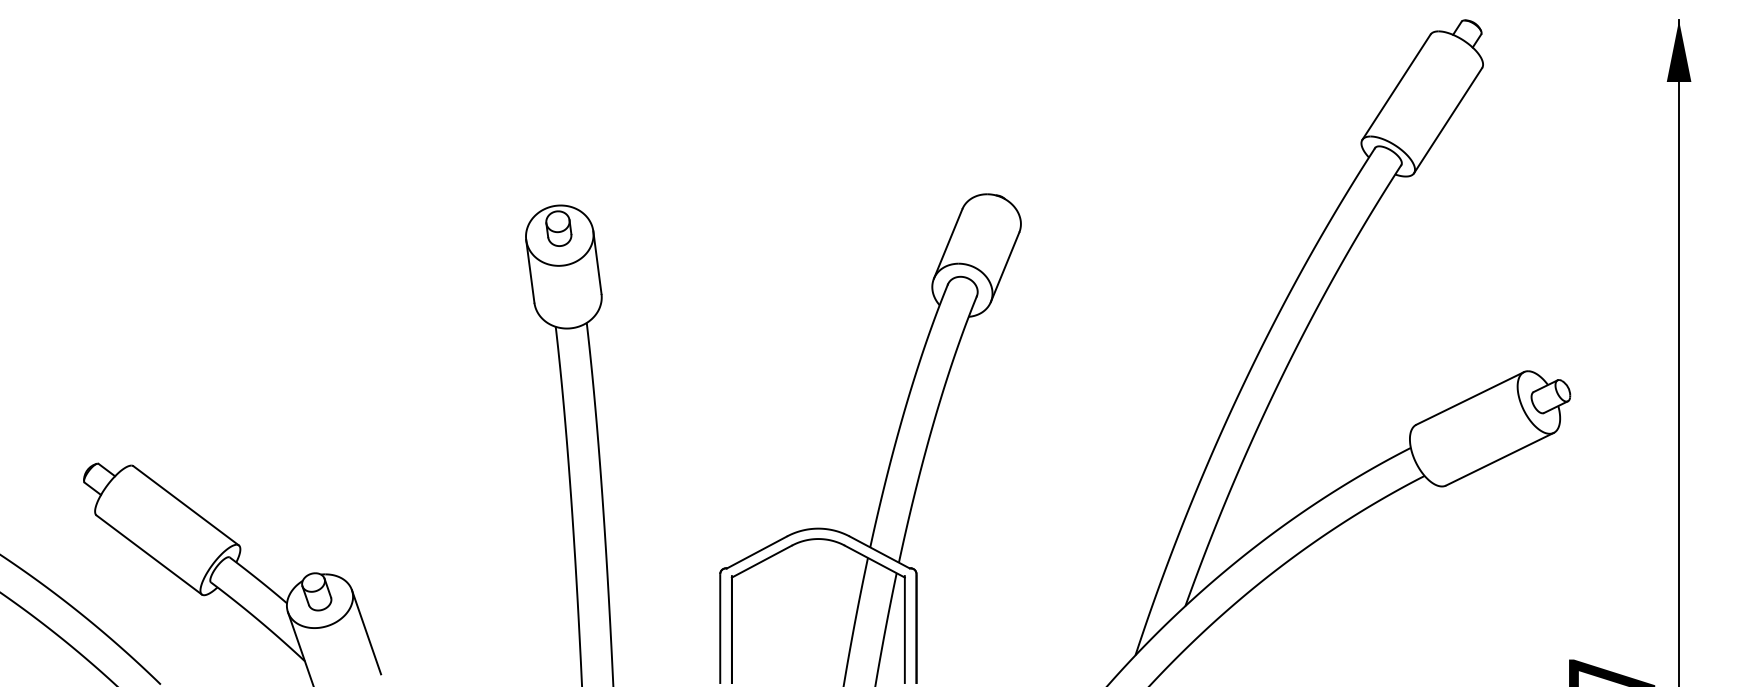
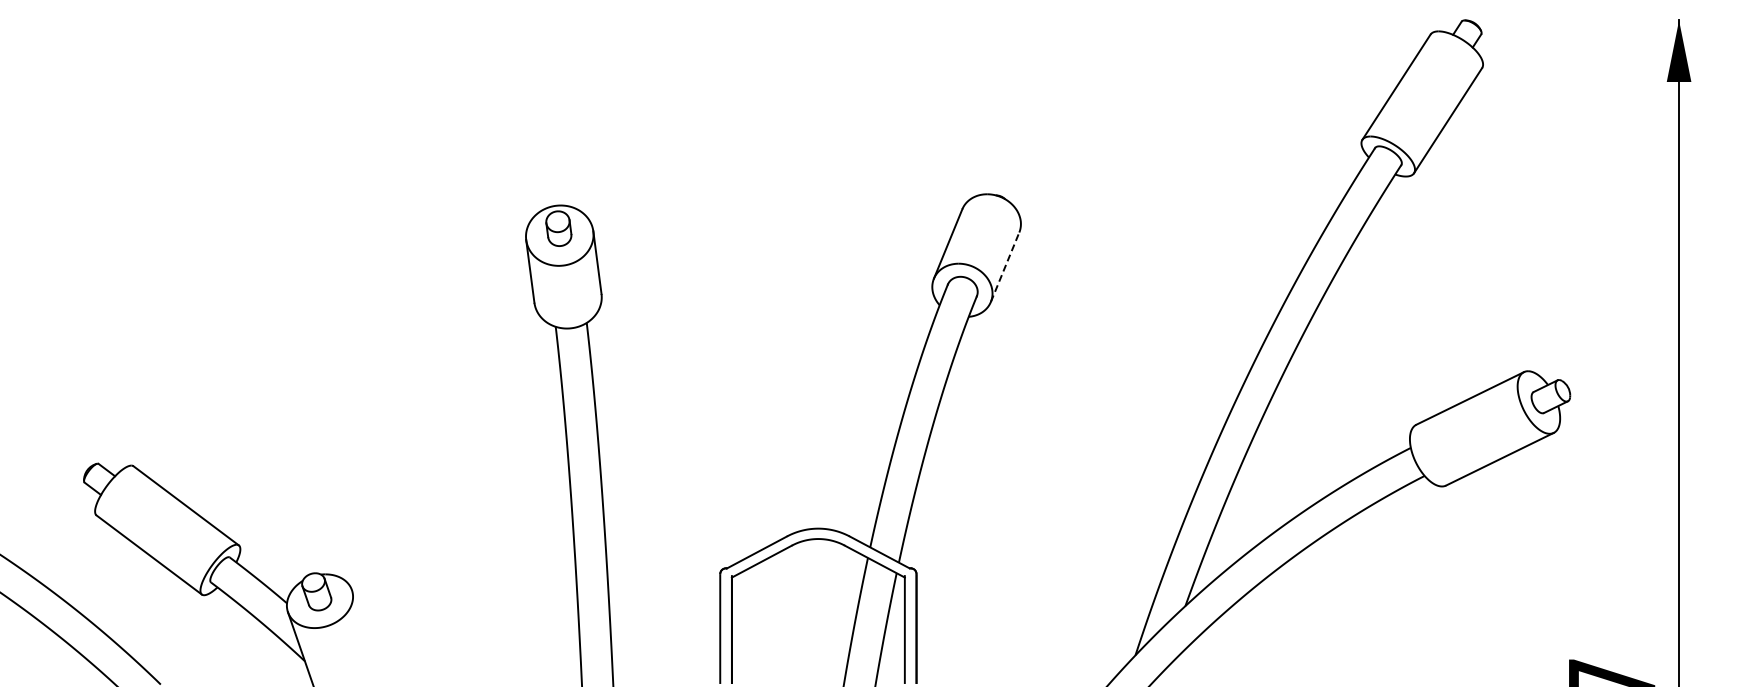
line: solid -> dashed (1005, 267)
line: present -> none (366, 632)
